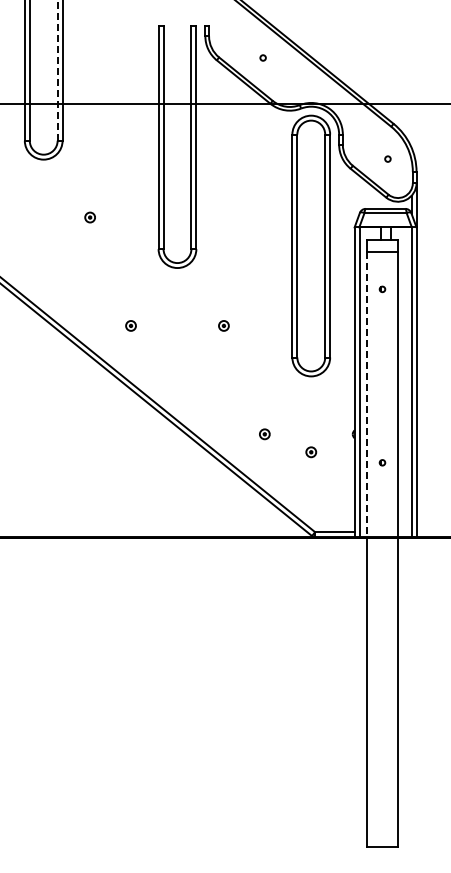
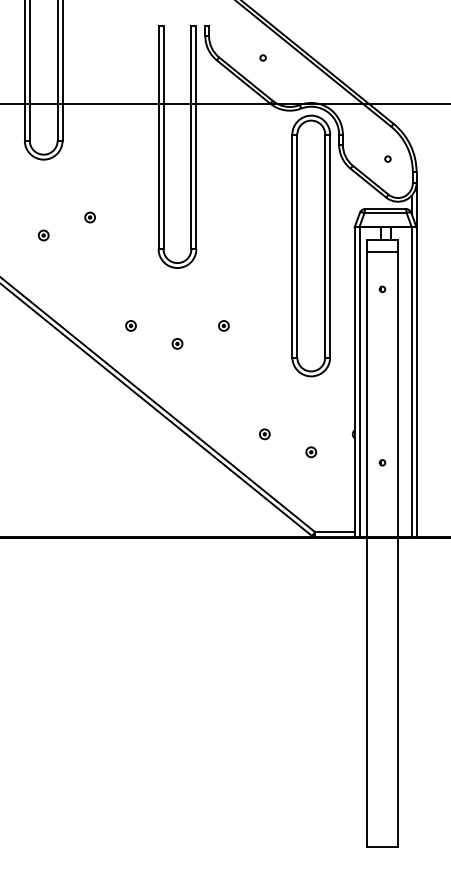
line: dashed -> solid (57, 70)
part: none -> present (43, 235)
part: none -> present (177, 343)
line: dashed -> solid (367, 395)
